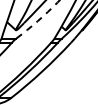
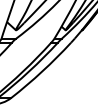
arc: dashed -> solid (39, 19)
